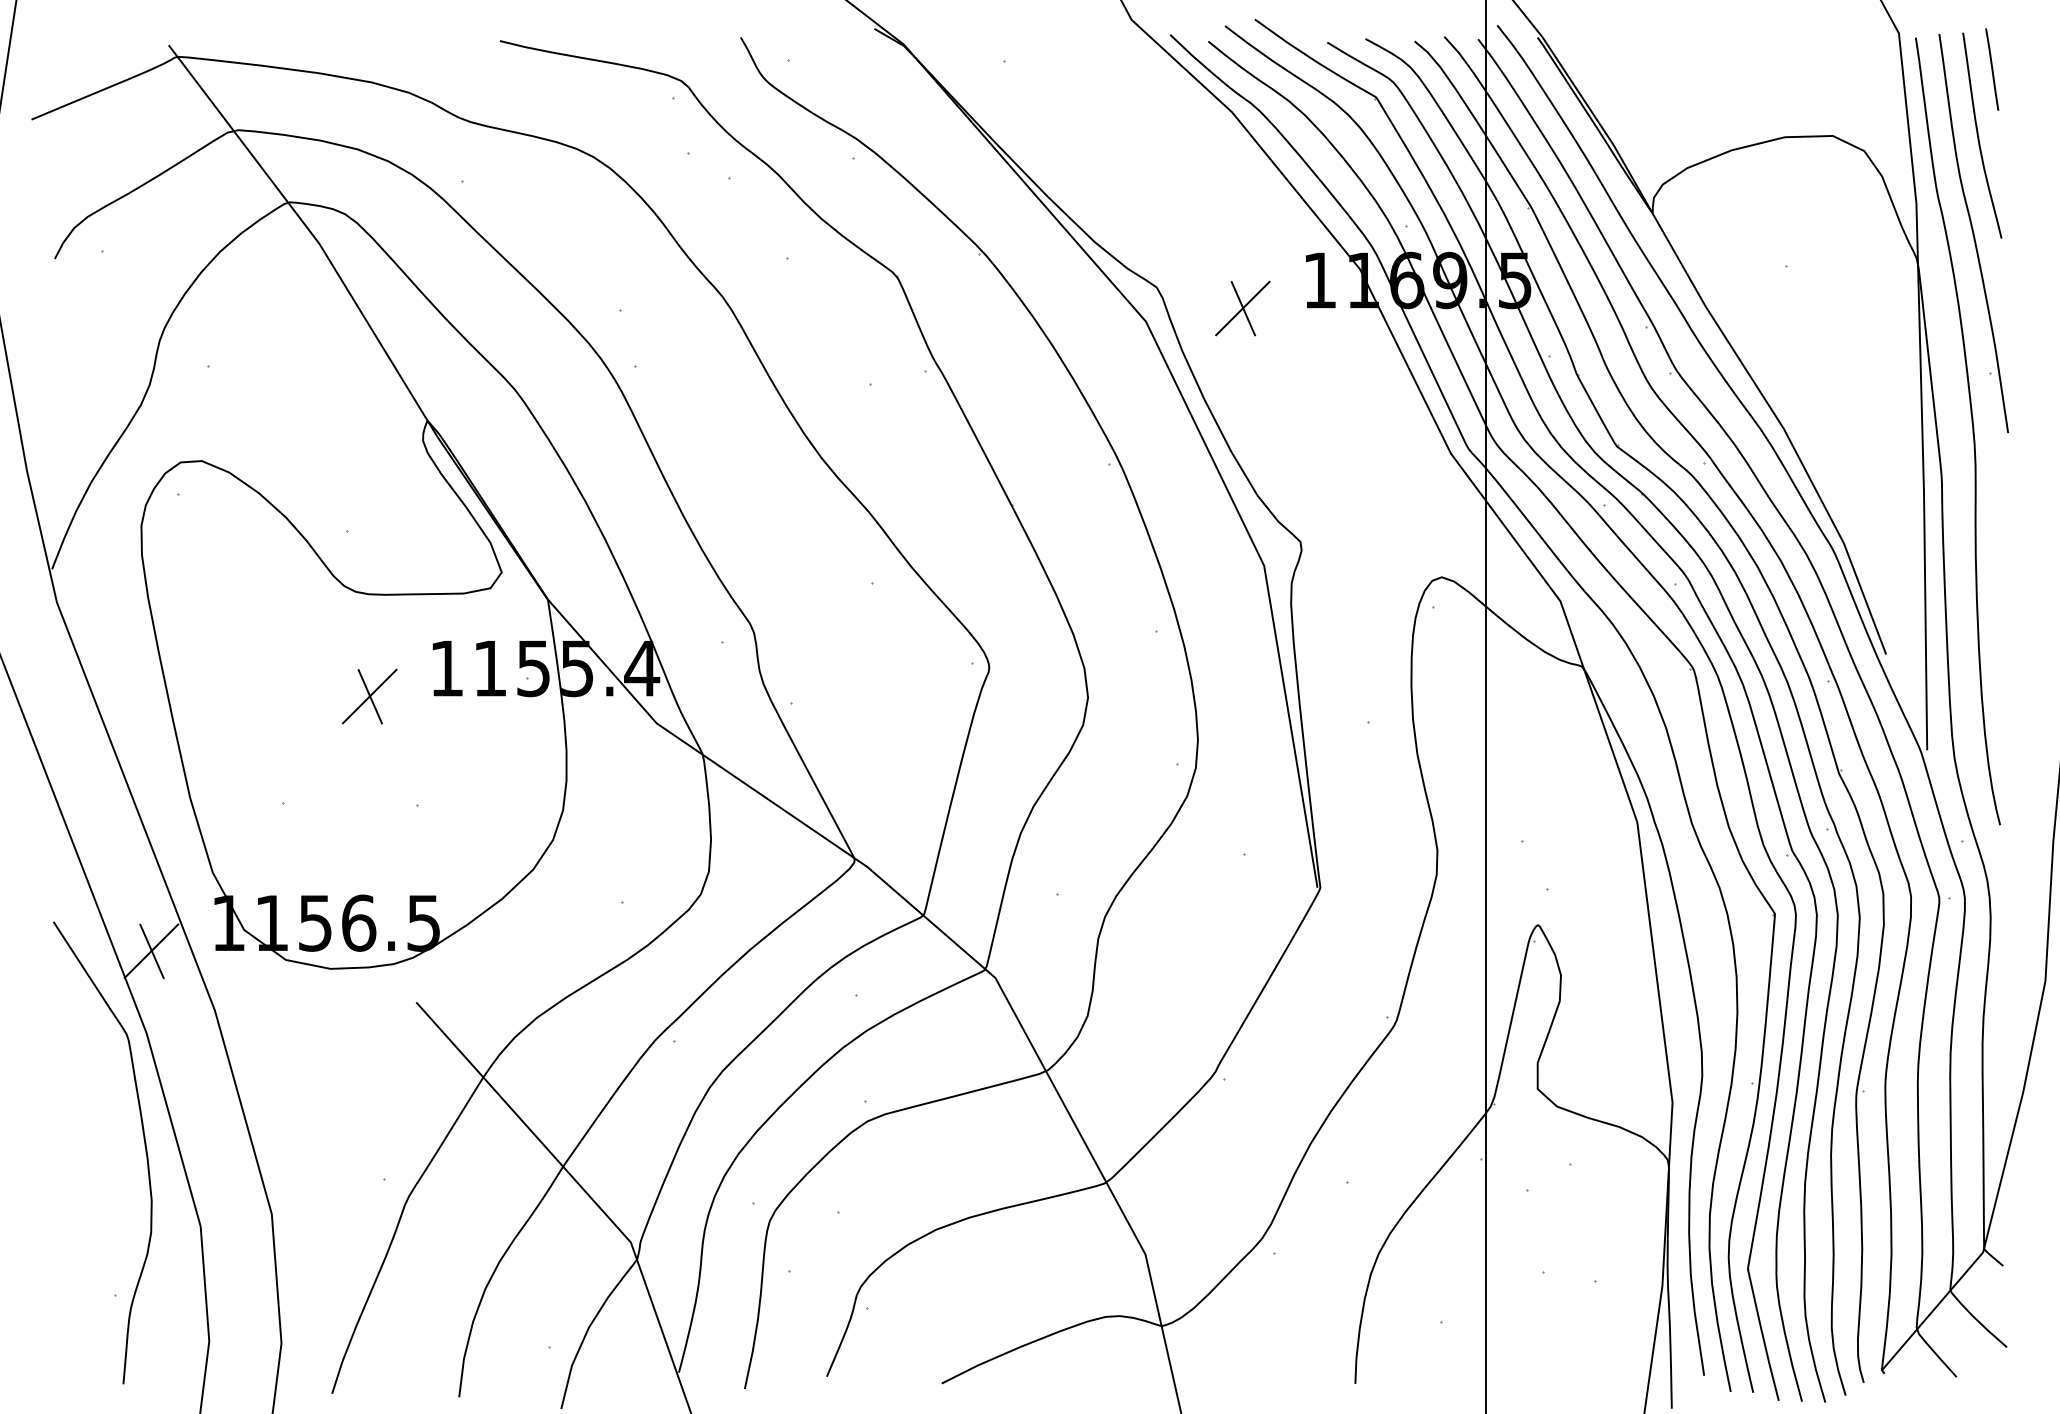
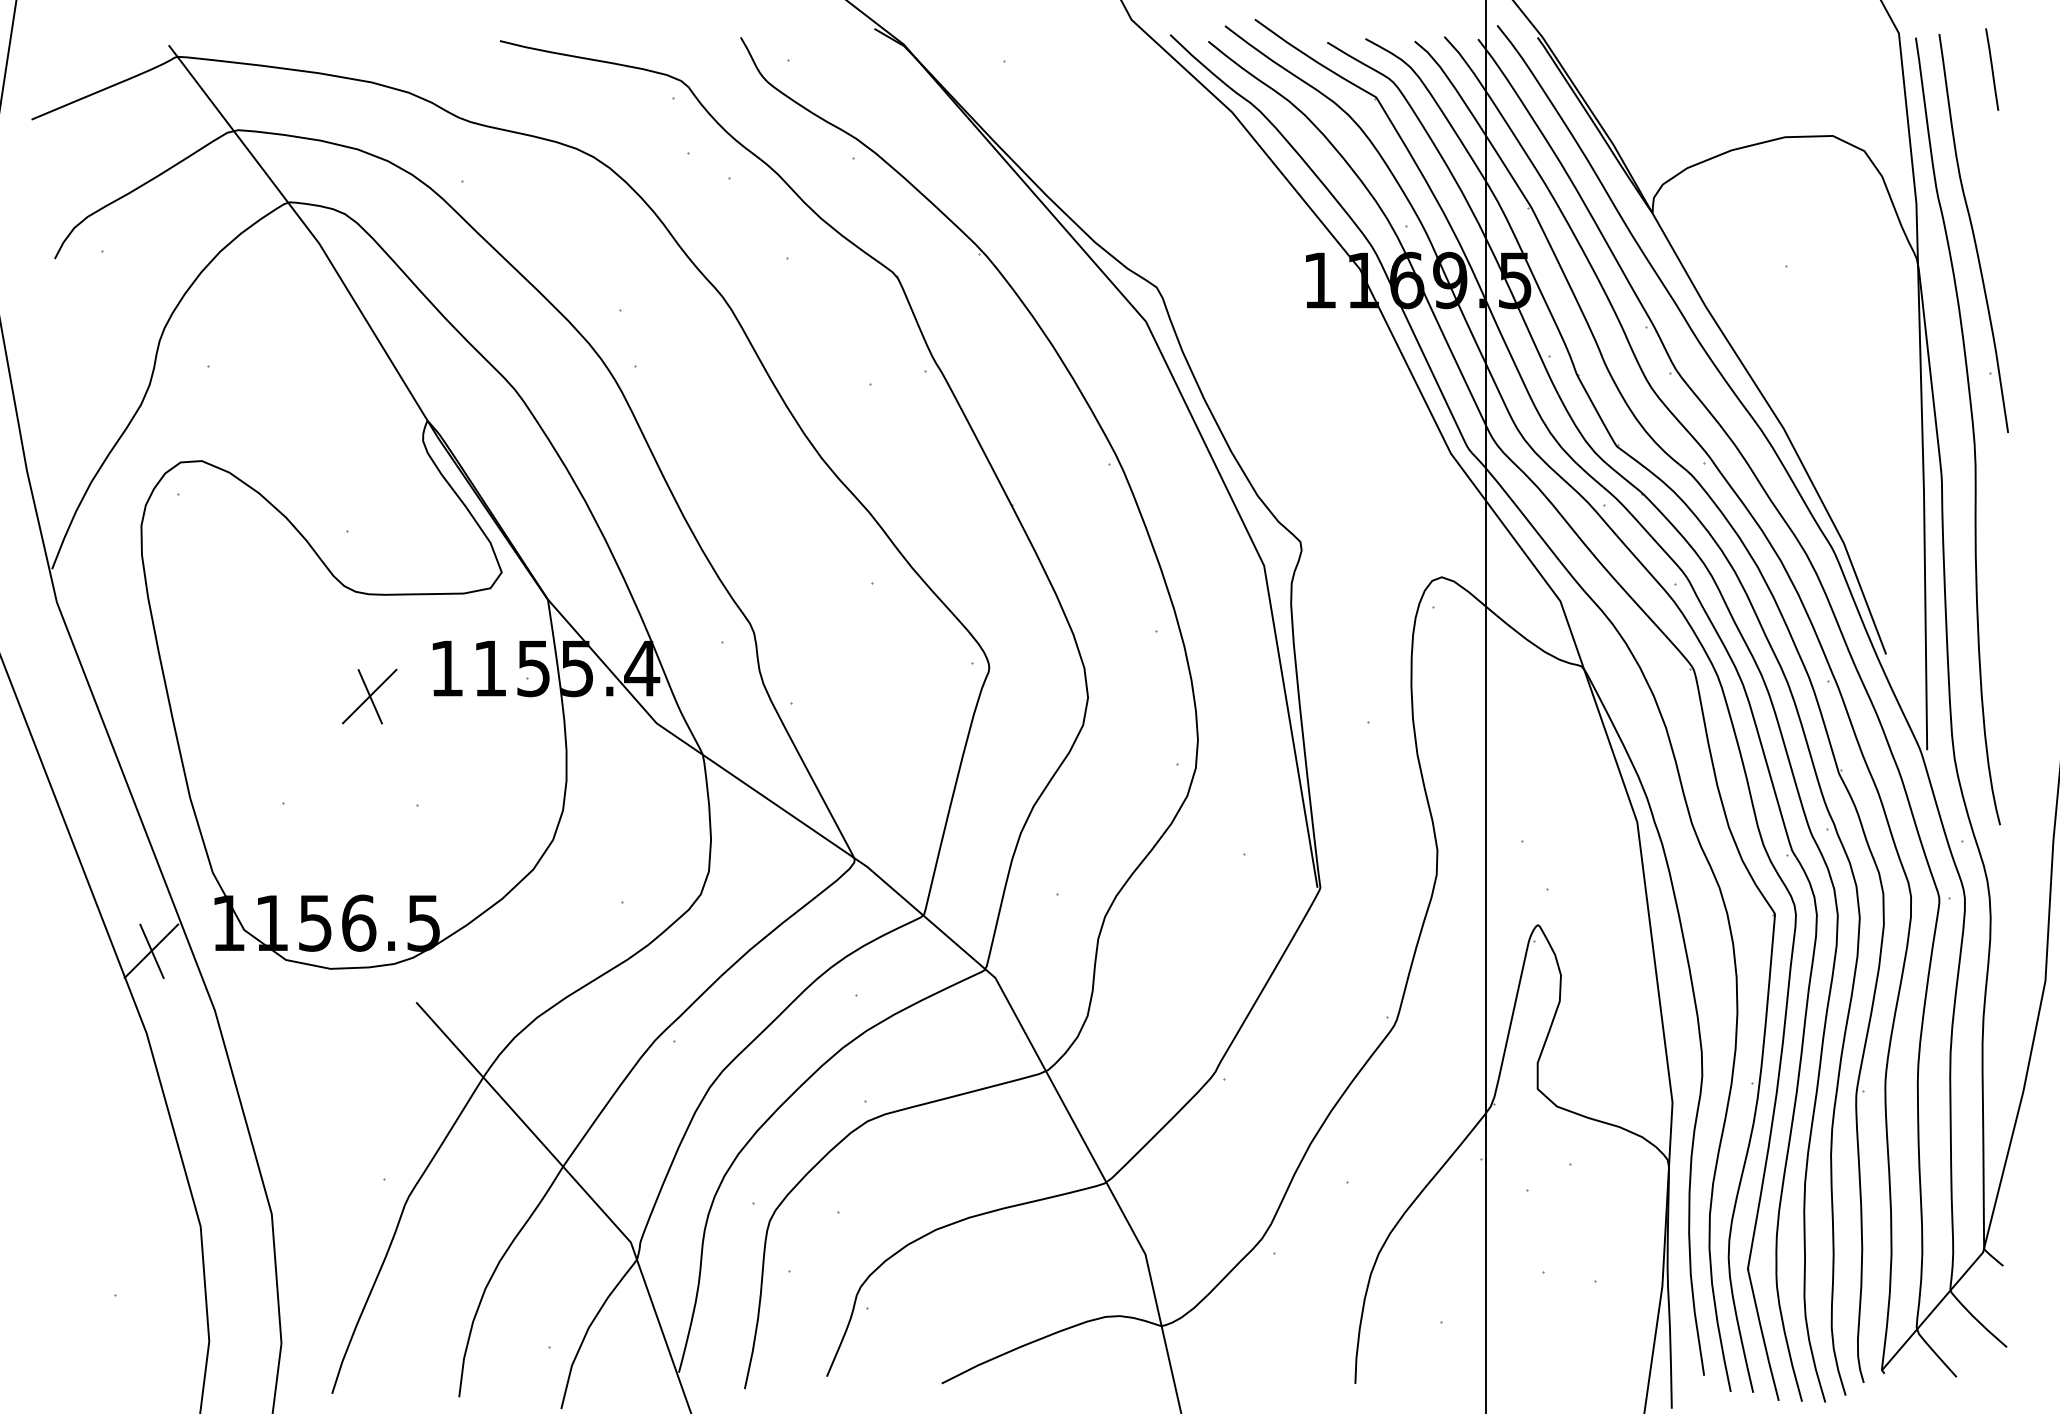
curve: present -> none (1979, 137)
part: present -> none (1242, 308)
curve: present -> none (144, 1146)
